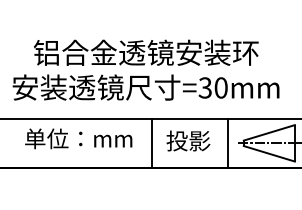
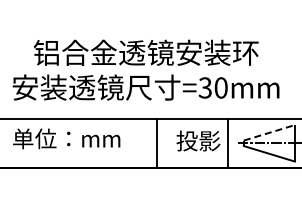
line: solid -> dashed (269, 132)
text position: (78, 138) -> (66, 138) (66, 138)
text position: (188, 140) -> (198, 140) (198, 140)
line position: (151, 142) -> (156, 142) (156, 142)
